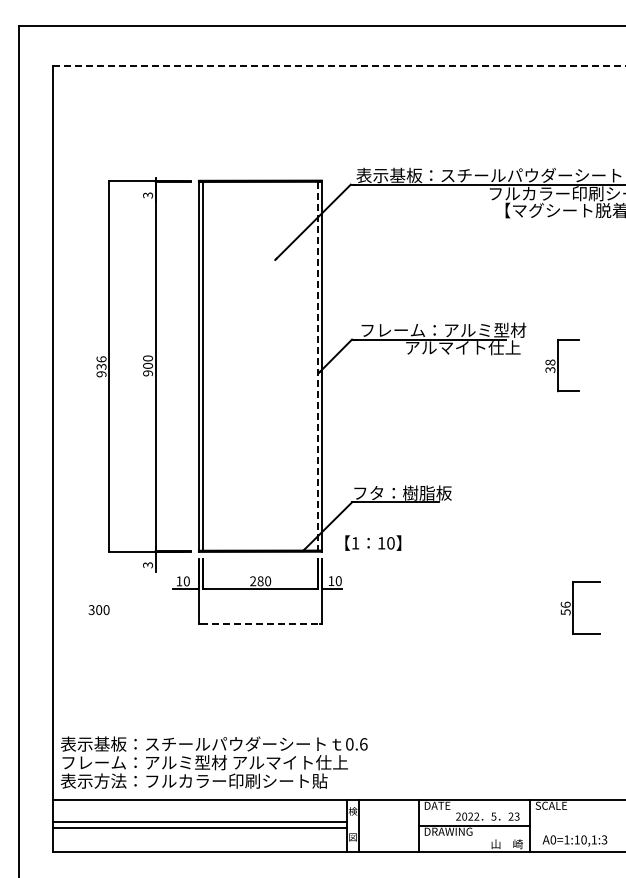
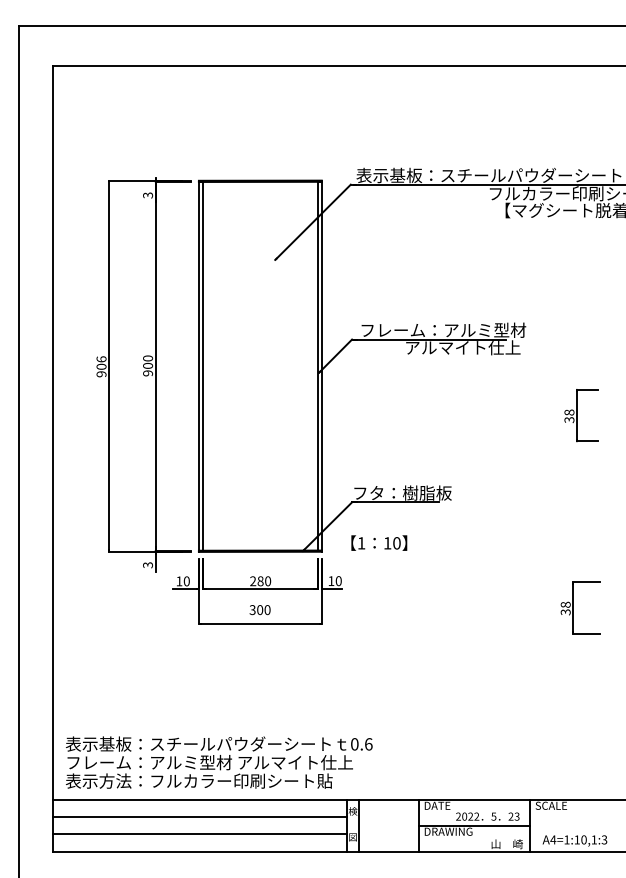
line: dashed -> solid (339, 65)
part position: (562, 365) -> (581, 415) (581, 415)
text: 936 -> 906 (101, 366)
line: dashed -> solid (317, 366)
text position: (373, 542) -> (379, 542) (379, 542)
text: 56 -> 38 (565, 607)
text position: (98, 610) -> (259, 610) (259, 610)
line: dashed -> solid (260, 623)
text position: (214, 762) -> (219, 762) (219, 762)
line position: (199, 822) -> (199, 817) (199, 817)
line position: (199, 828) -> (199, 834) (199, 834)
text: A0=1:10,1:3 -> A4=1:10,1:3 (553, 839)
